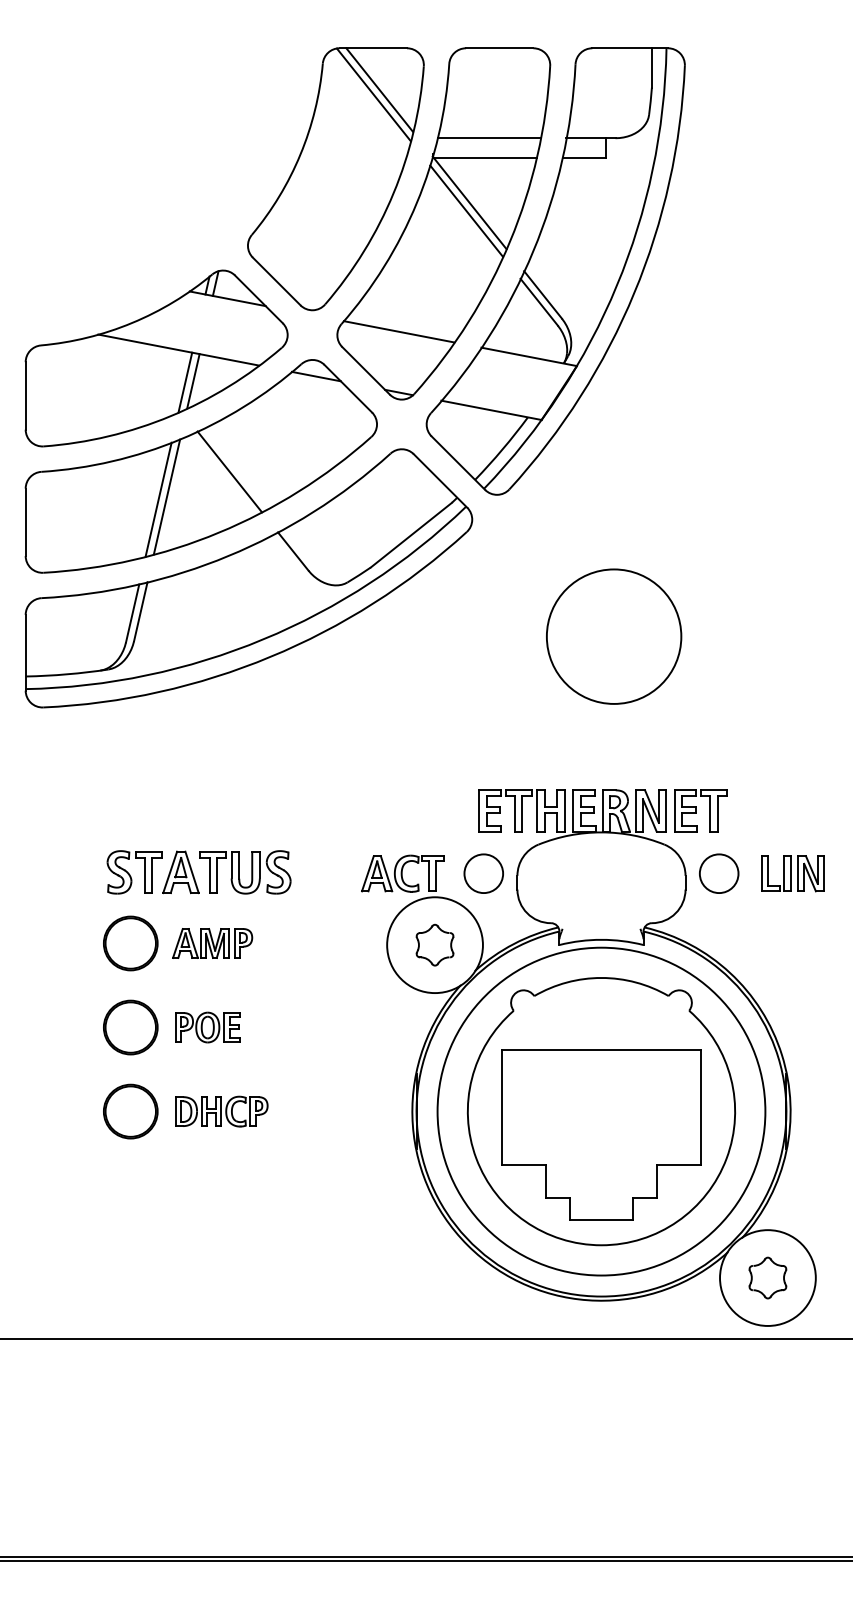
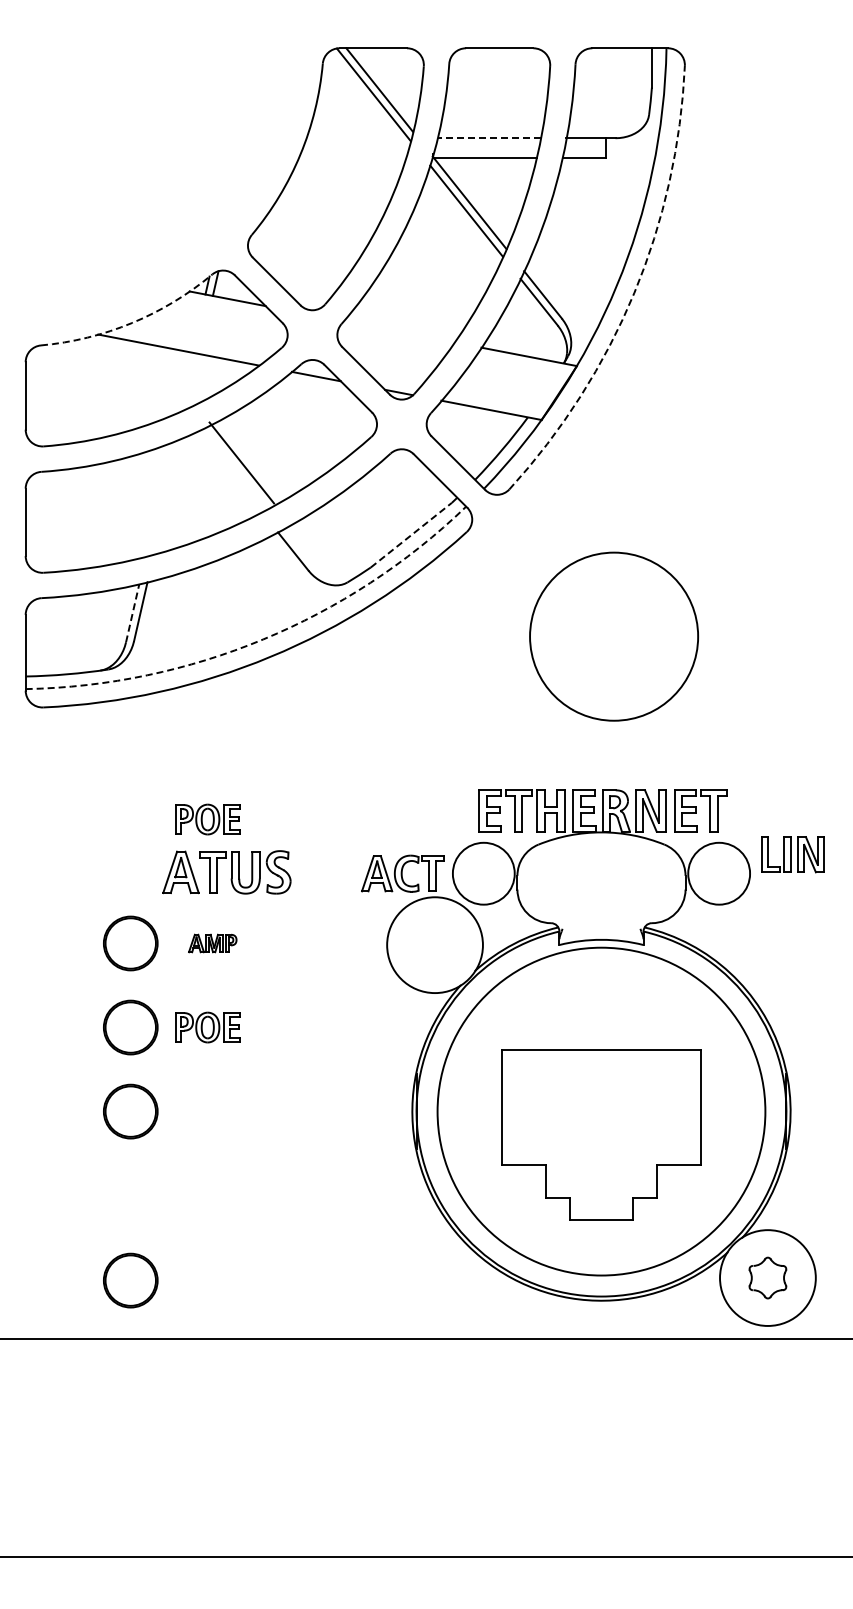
line: solid -> dashed (488, 138)
arc: solid -> dashed (634, 293)
arc: solid -> dashed (132, 323)
line: present -> none (398, 331)
line: present -> none (193, 381)
line: present -> none (185, 382)
line position: (229, 471) -> (241, 462) (241, 462)
line: present -> none (166, 496)
line: present -> none (158, 499)
line: solid -> dashed (411, 535)
line: solid -> dashed (132, 613)
circle diameter: 134 px -> 168 px (614, 636)
arc: solid -> dashed (263, 639)
part: none -> present (207, 819)
part: present -> none (134, 872)
circle diameter: 39 px -> 62 px (483, 873)
circle diameter: 39 px -> 62 px (719, 873)
part position: (792, 873) -> (792, 854) (792, 854)
part size: 82x31 px -> 50x21 px (212, 943)
part: present -> none (434, 944)
part: present -> none (221, 1111)
part: present -> none (601, 1111)
part: none -> present (130, 1280)
line: present -> none (425, 1560)
